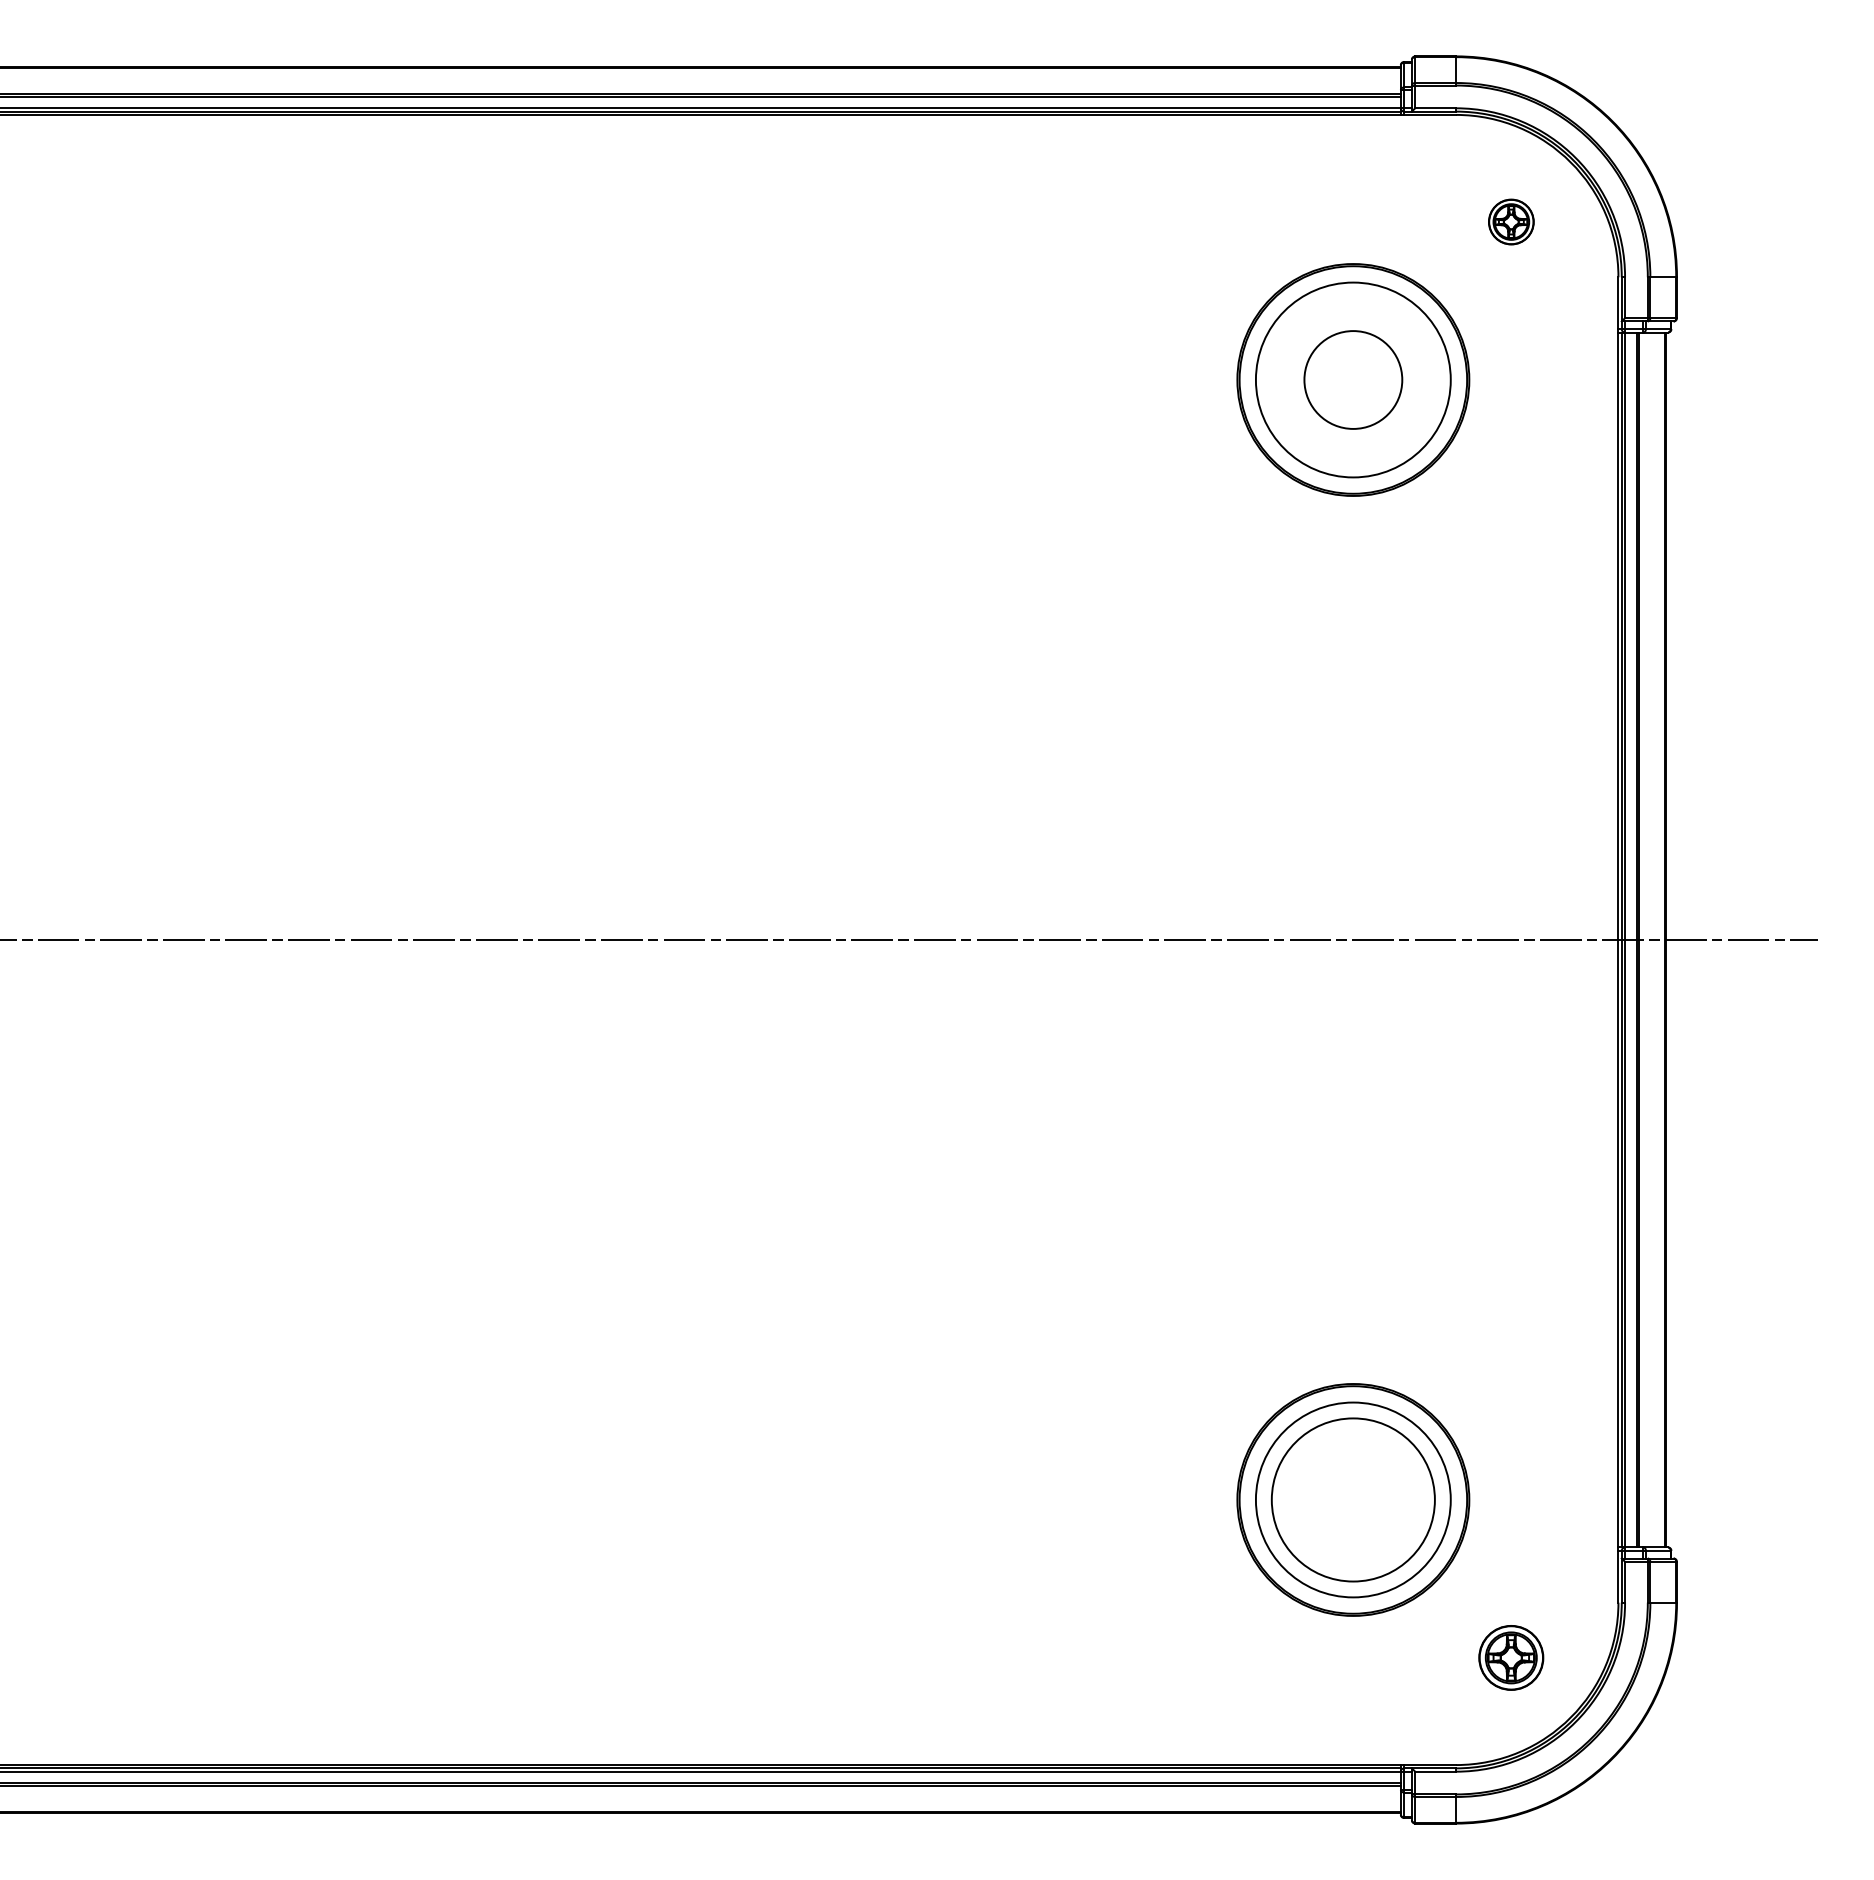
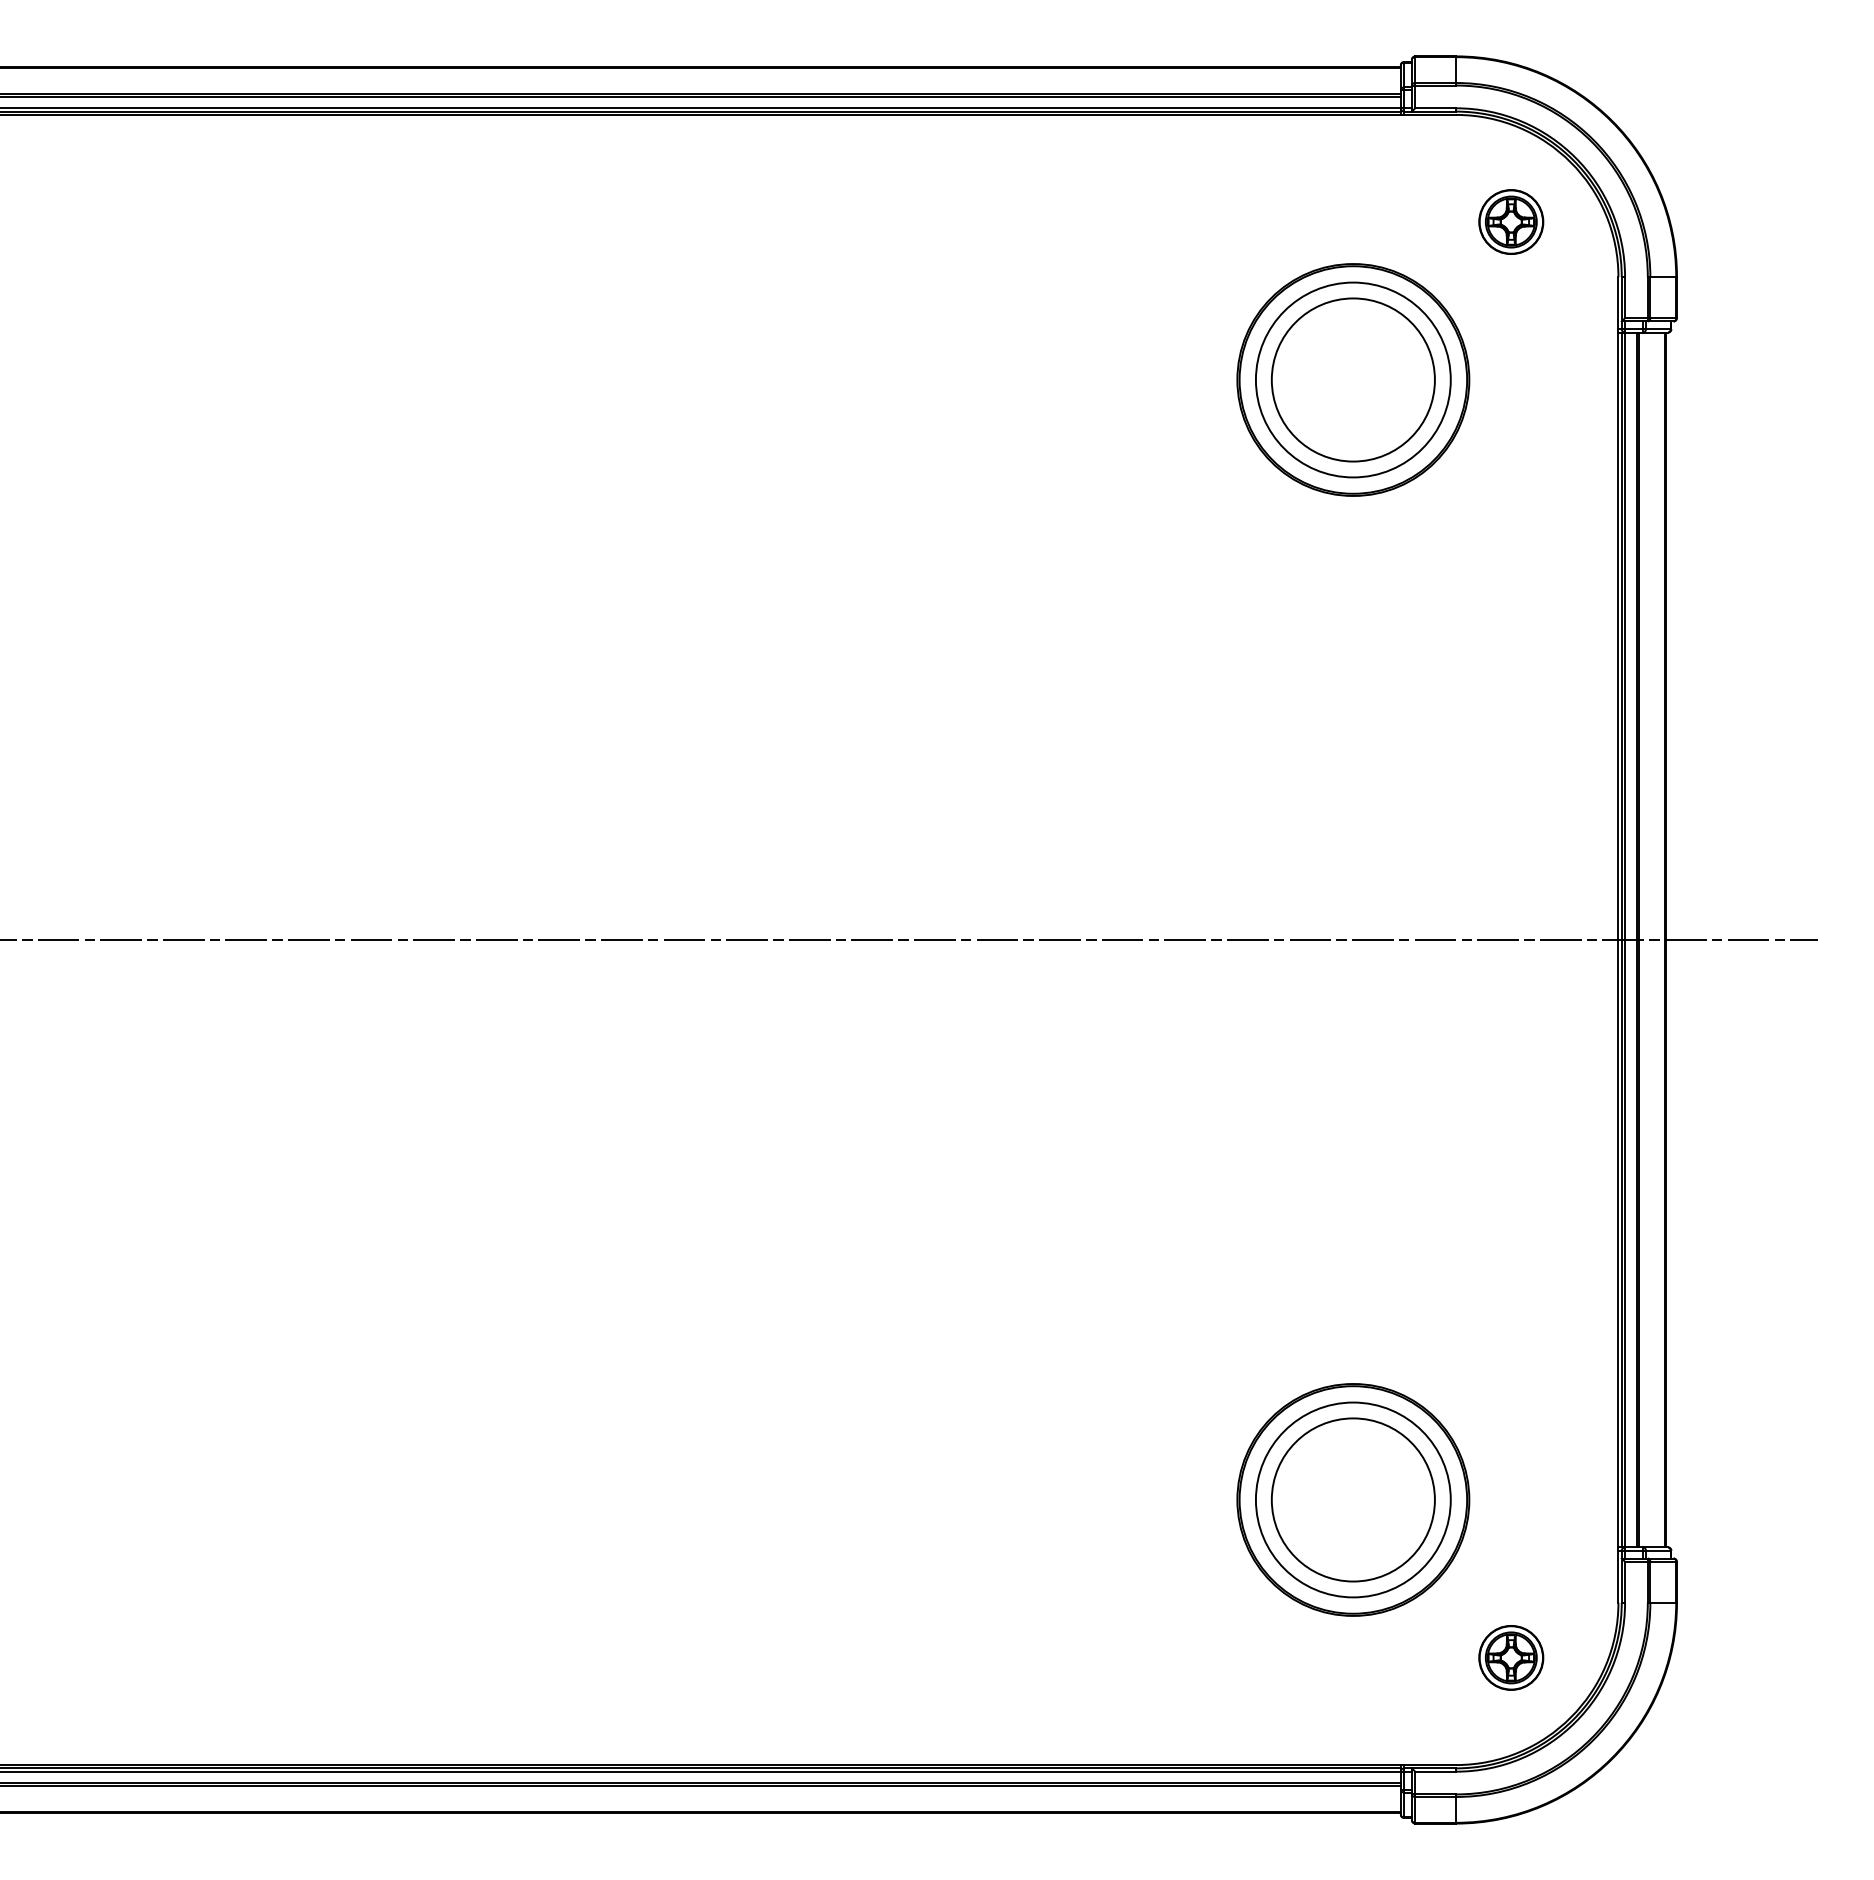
part size: 47x48 px -> 67x66 px (1511, 221)
circle diameter: 98 px -> 163 px (1352, 379)
